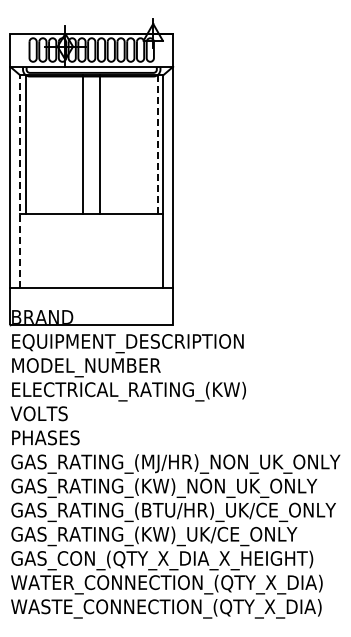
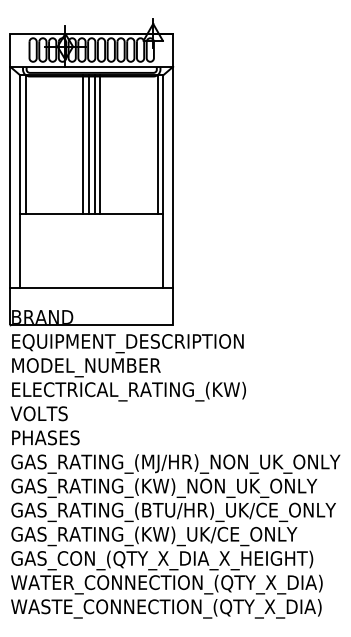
line: none -> present (88, 144)
line: none -> present (94, 144)
line: dashed -> solid (157, 144)
line: dashed -> solid (20, 181)
